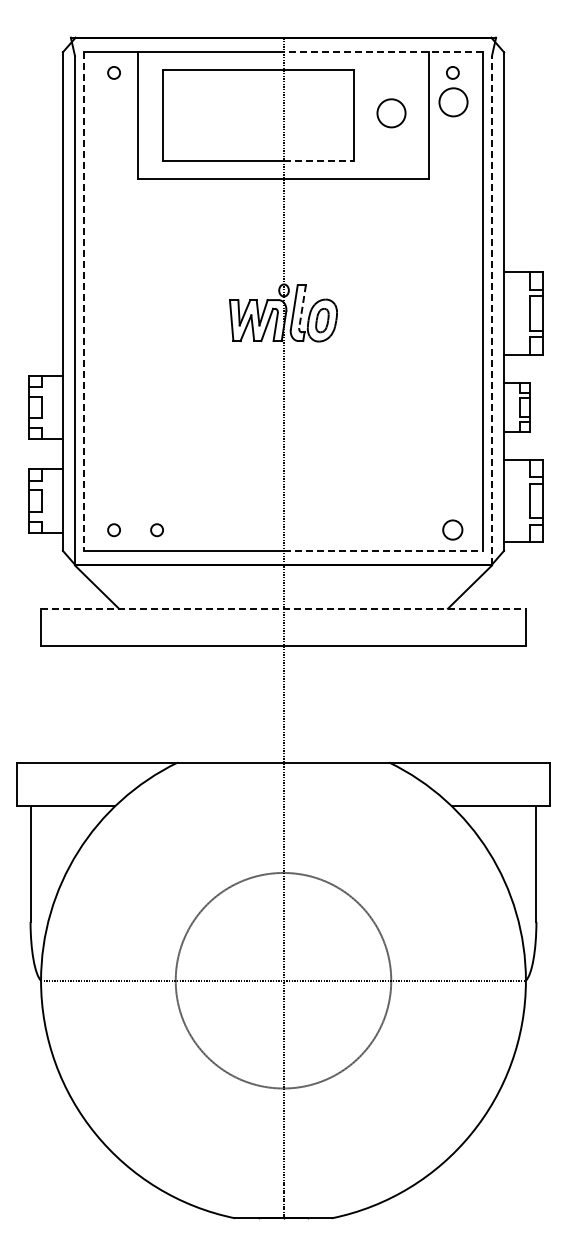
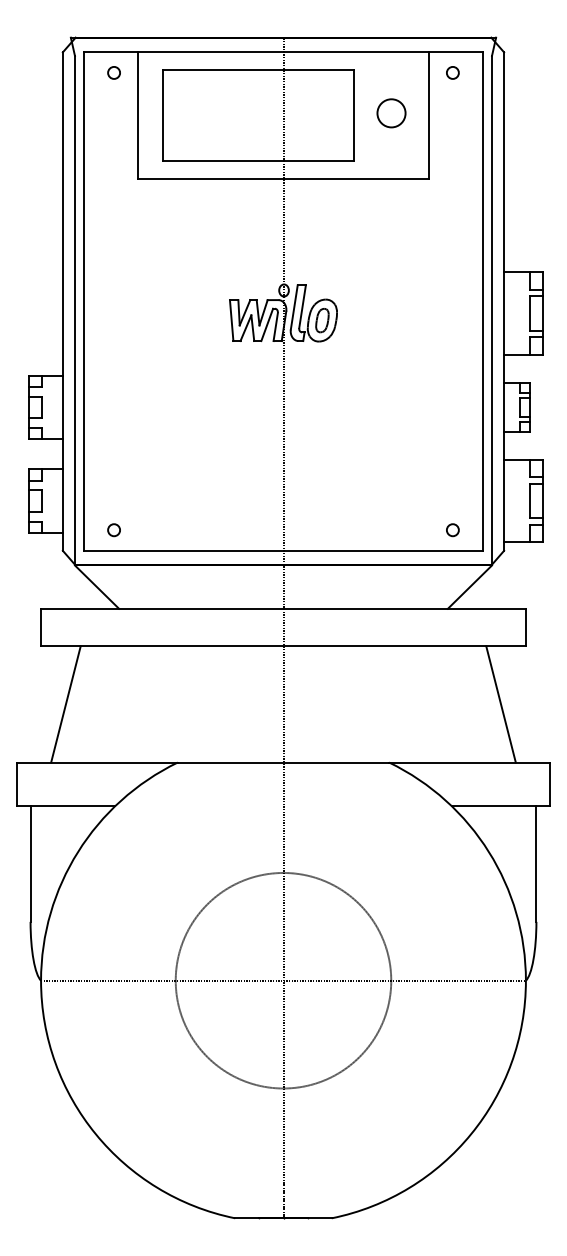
line: dashed -> solid (383, 52)
circle: present -> none (453, 102)
line: dashed -> solid (319, 161)
line: dashed -> solid (84, 302)
line: dashed -> solid (302, 306)
line: dashed -> solid (491, 310)
circle size: 22x22 px -> 14x15 px (452, 530)
circle: present -> none (156, 530)
line: dashed -> solid (383, 550)
line: dashed -> solid (283, 608)
line: none -> present (65, 704)
line: none -> present (500, 704)
